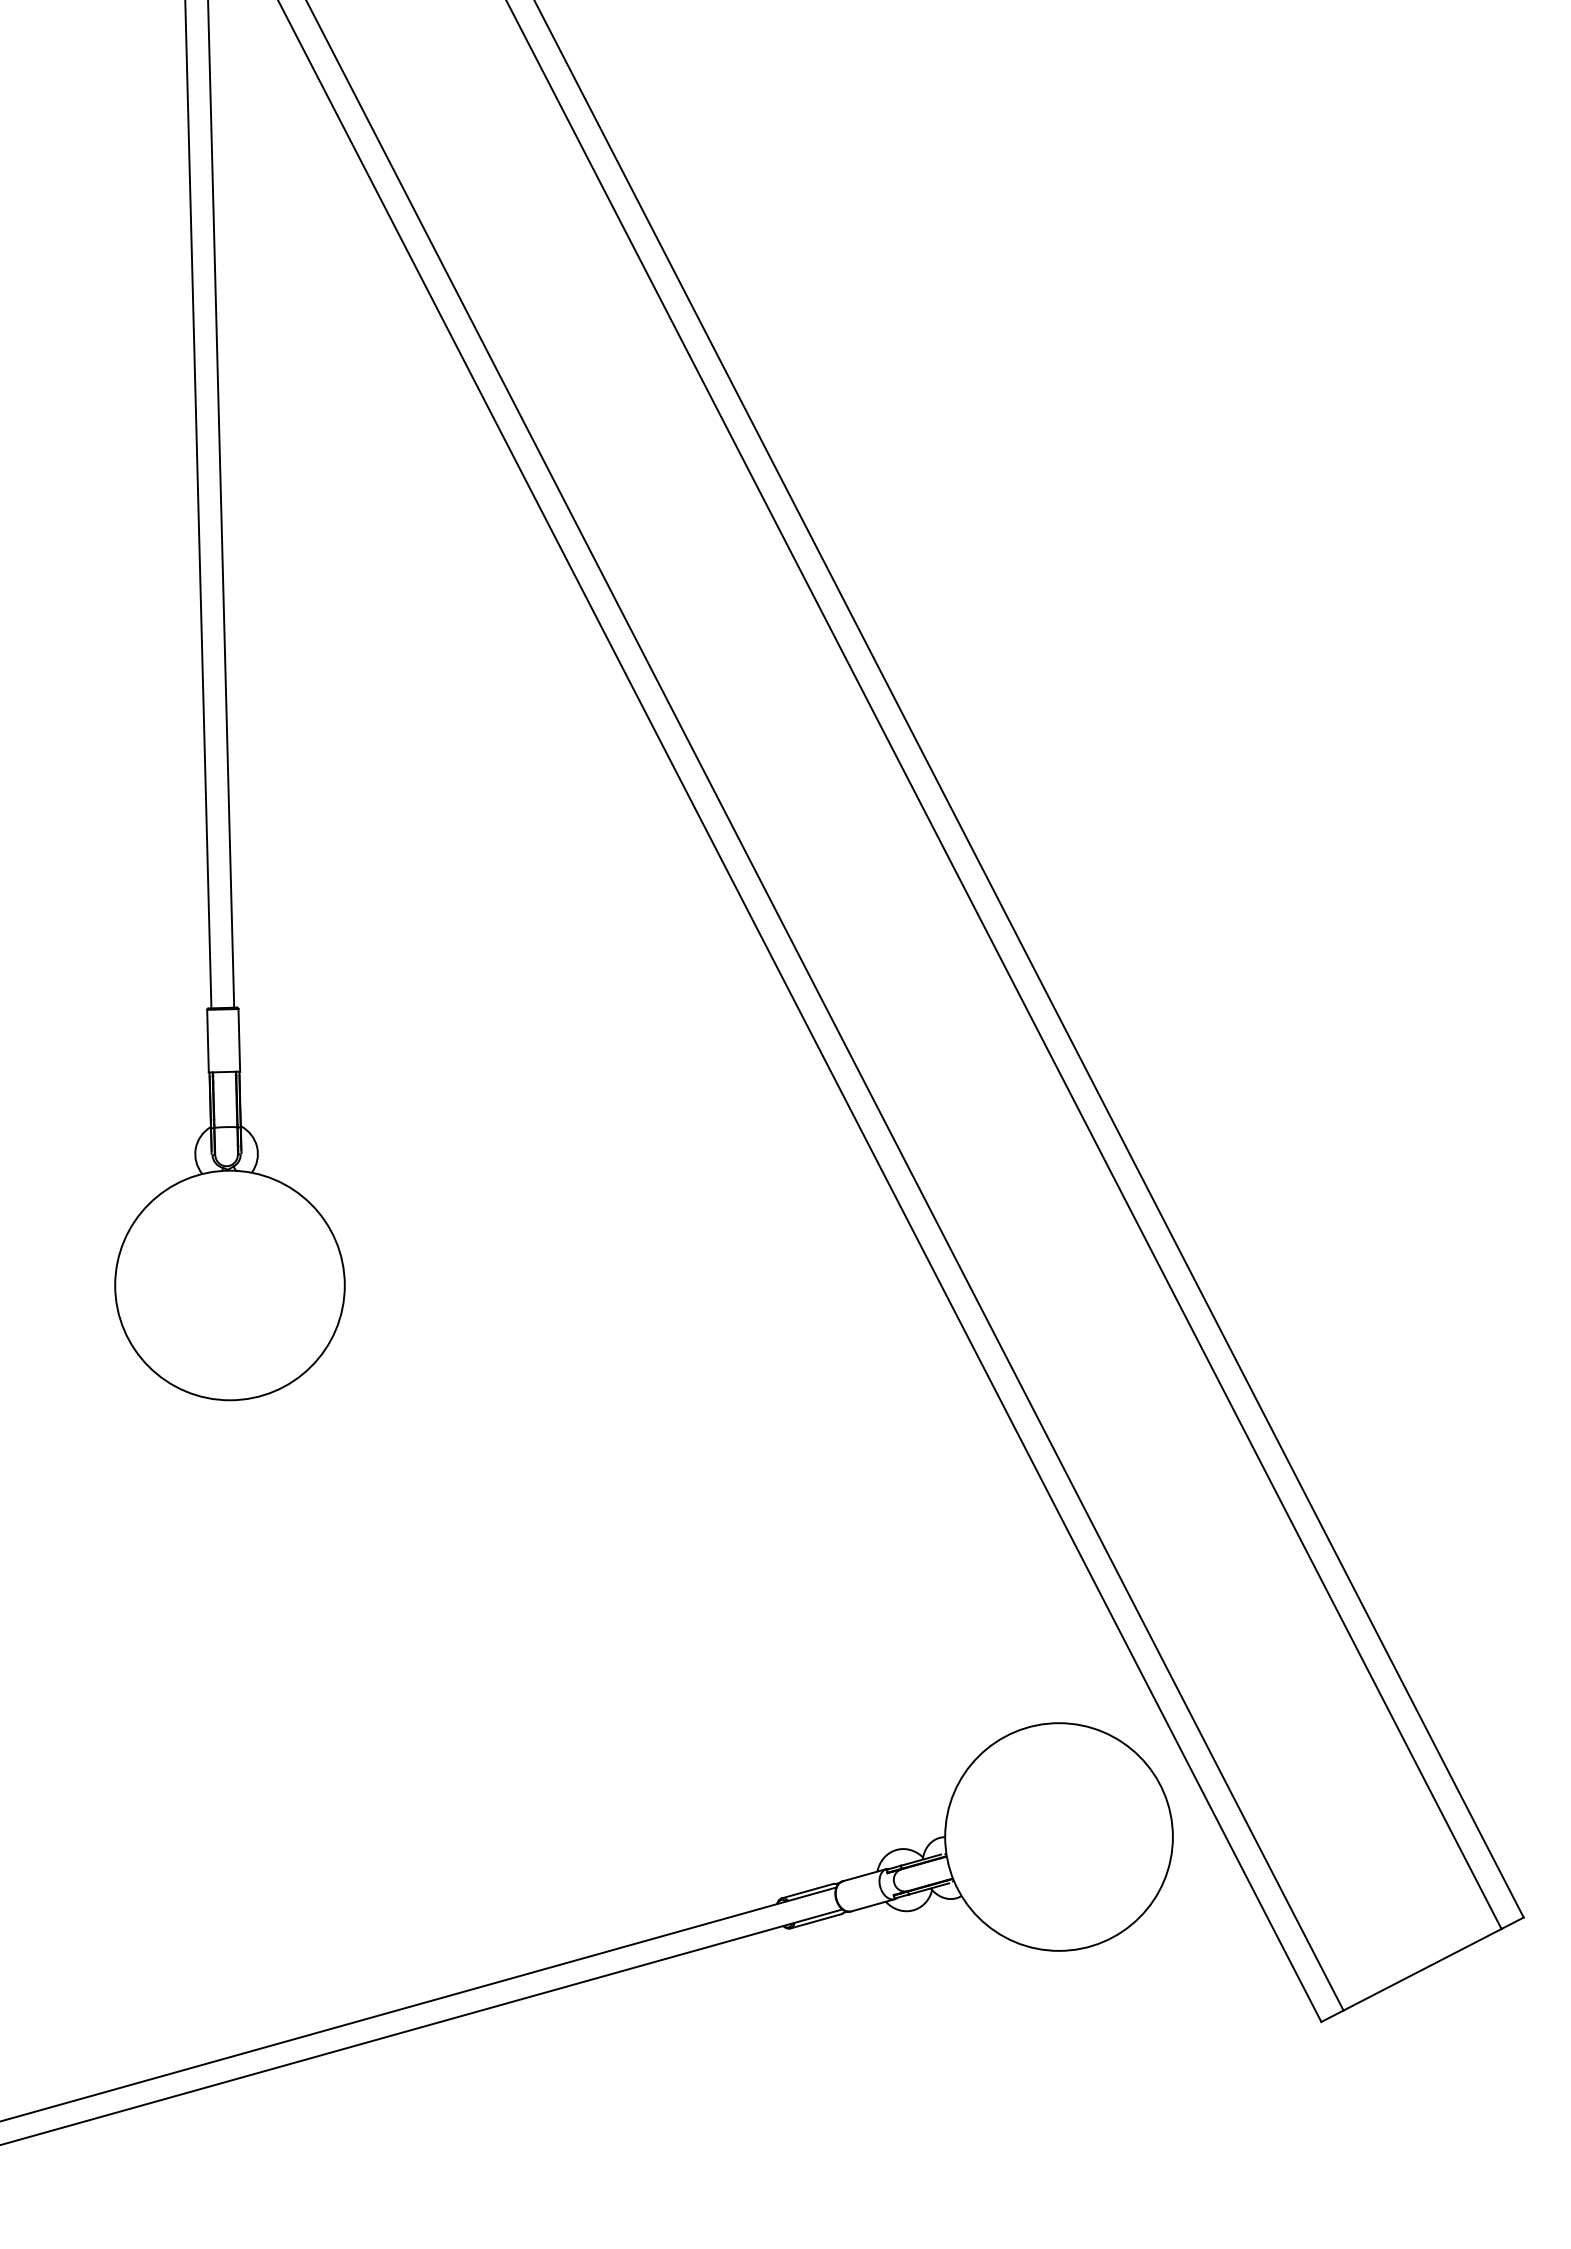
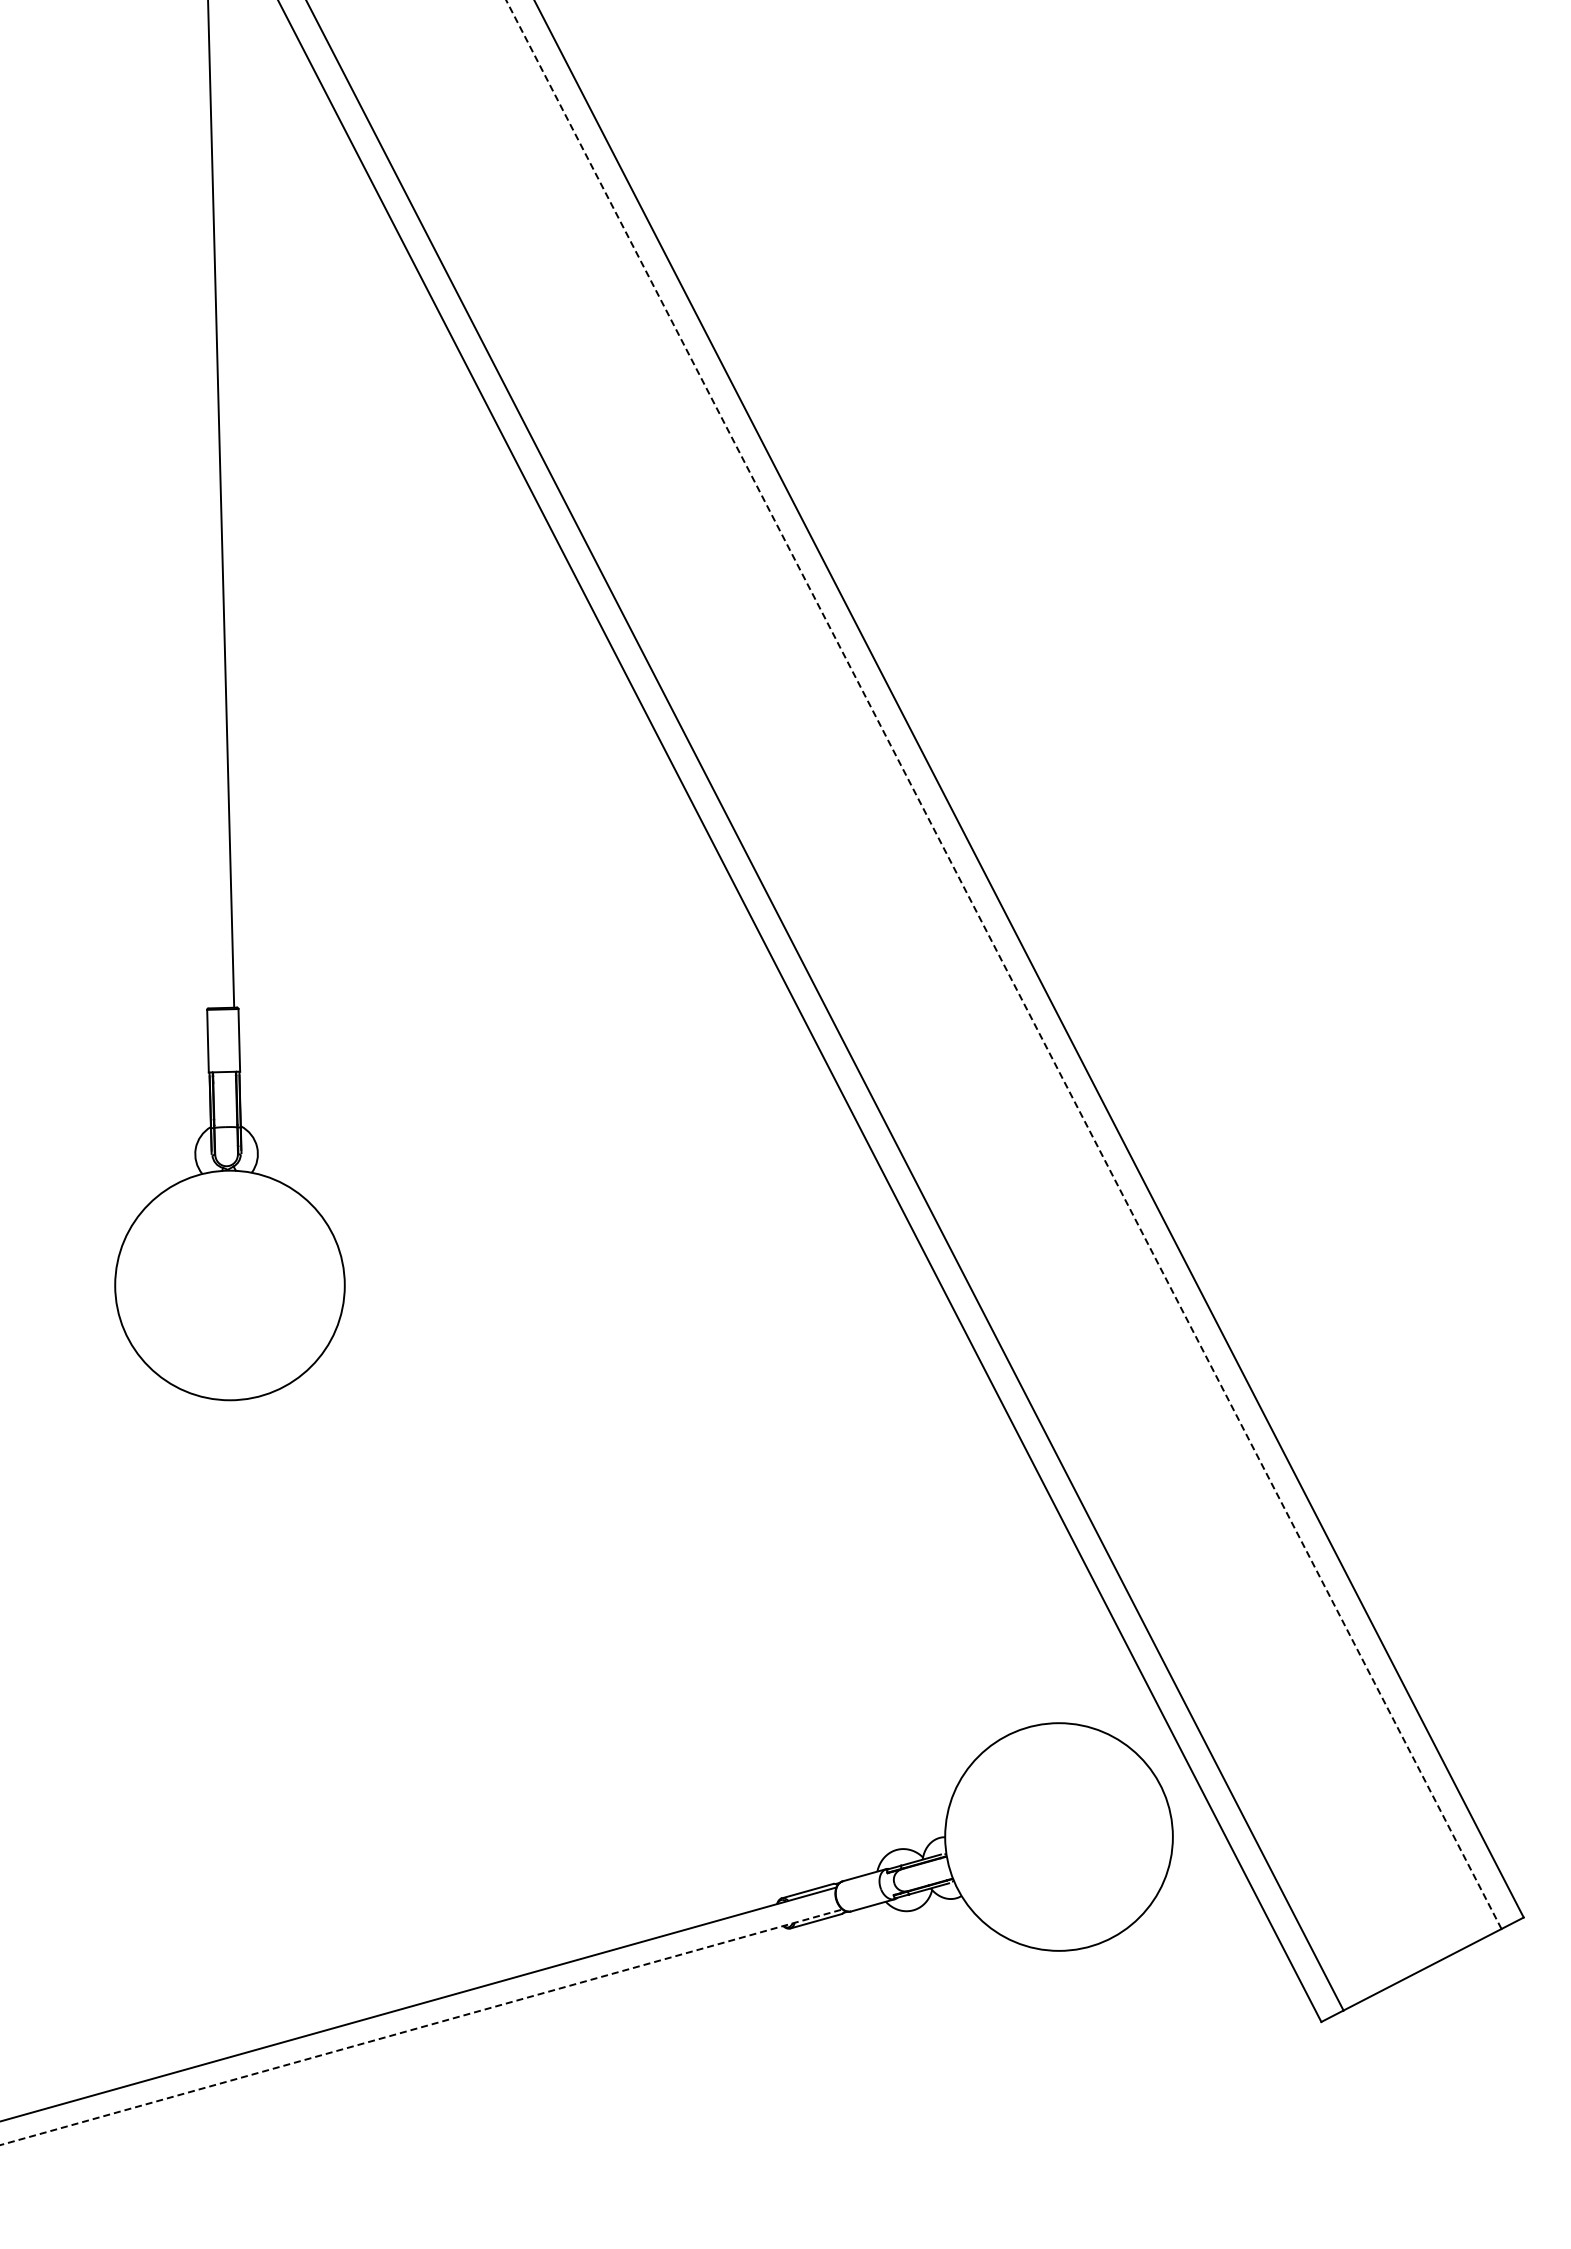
line: present -> none (198, 505)
line: solid -> dashed (1003, 964)
line: solid -> dashed (421, 2027)
